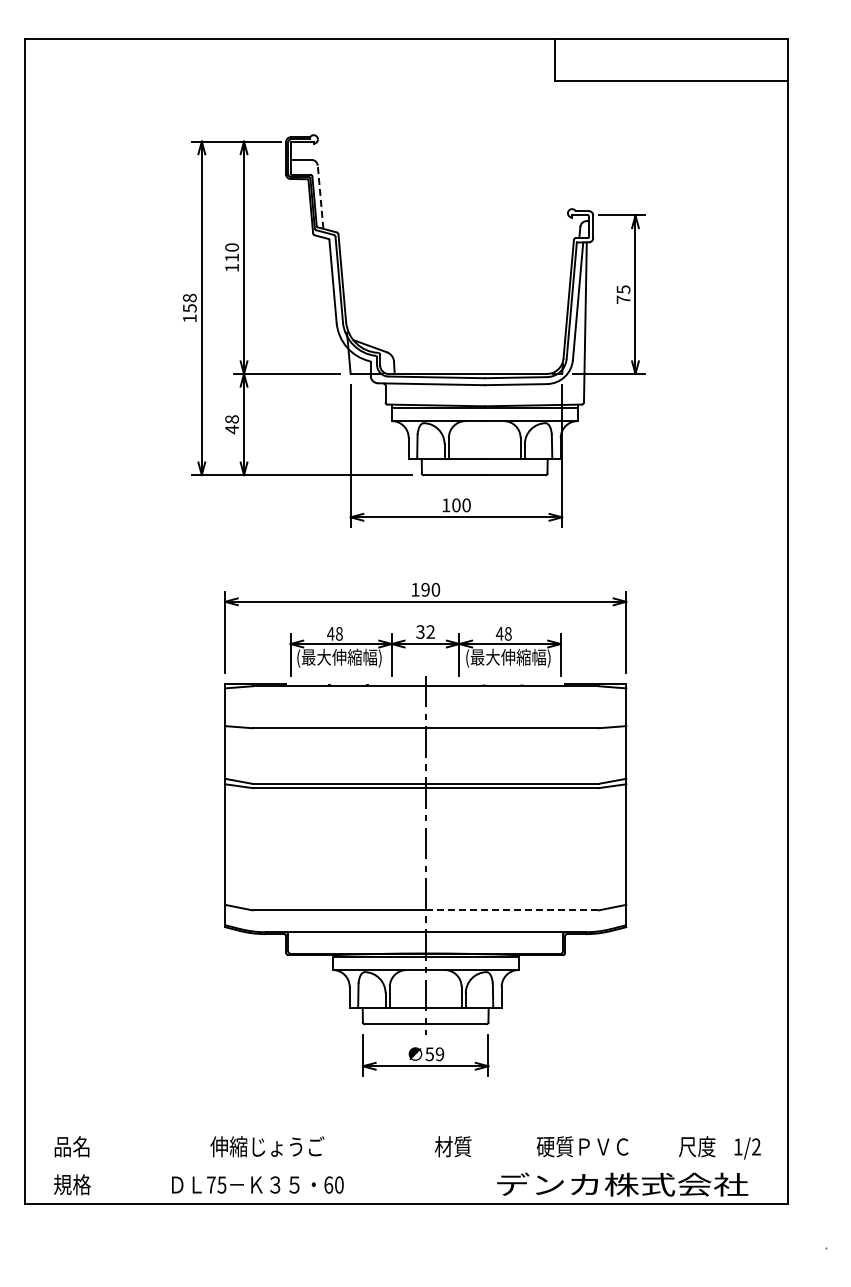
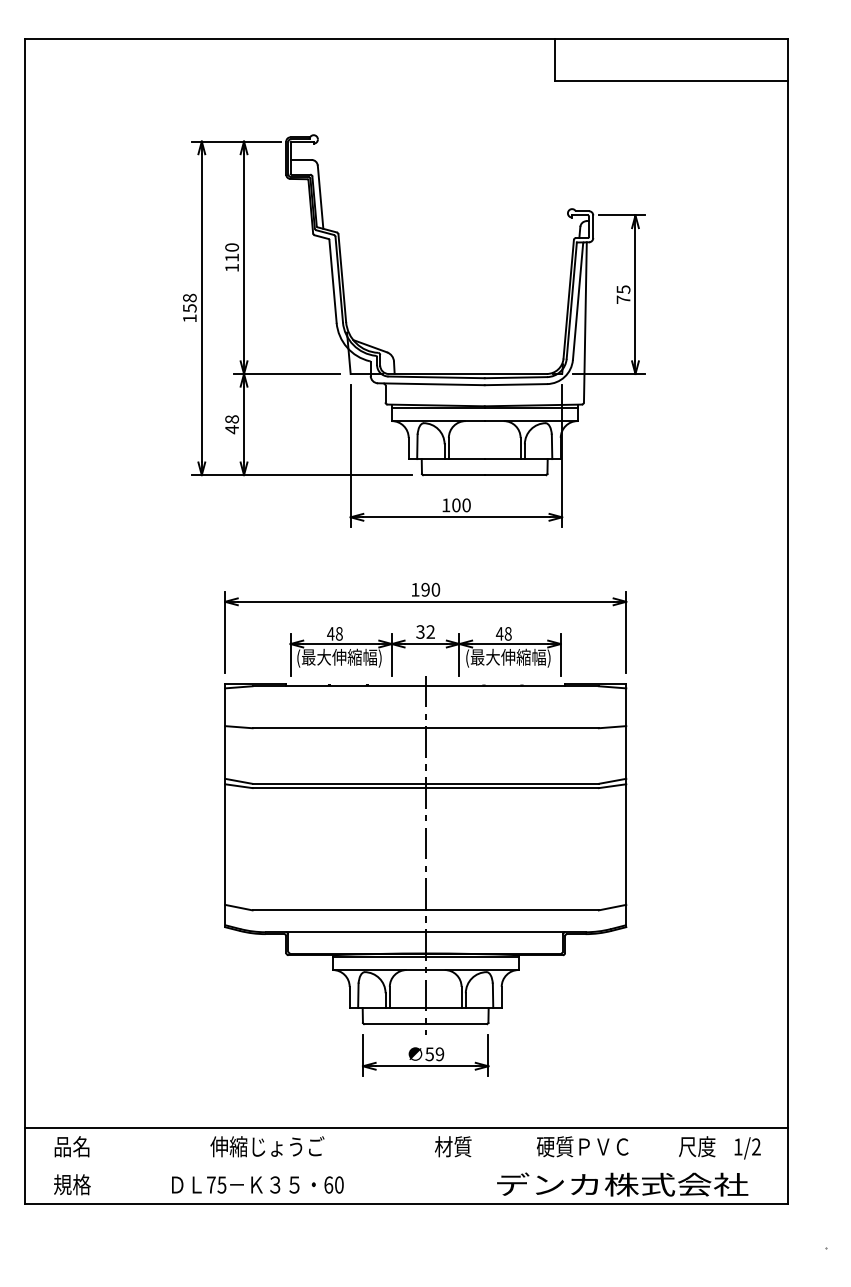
line: dashed -> solid (320, 197)
line: dashed -> solid (512, 910)
line: none -> present (406, 1128)
